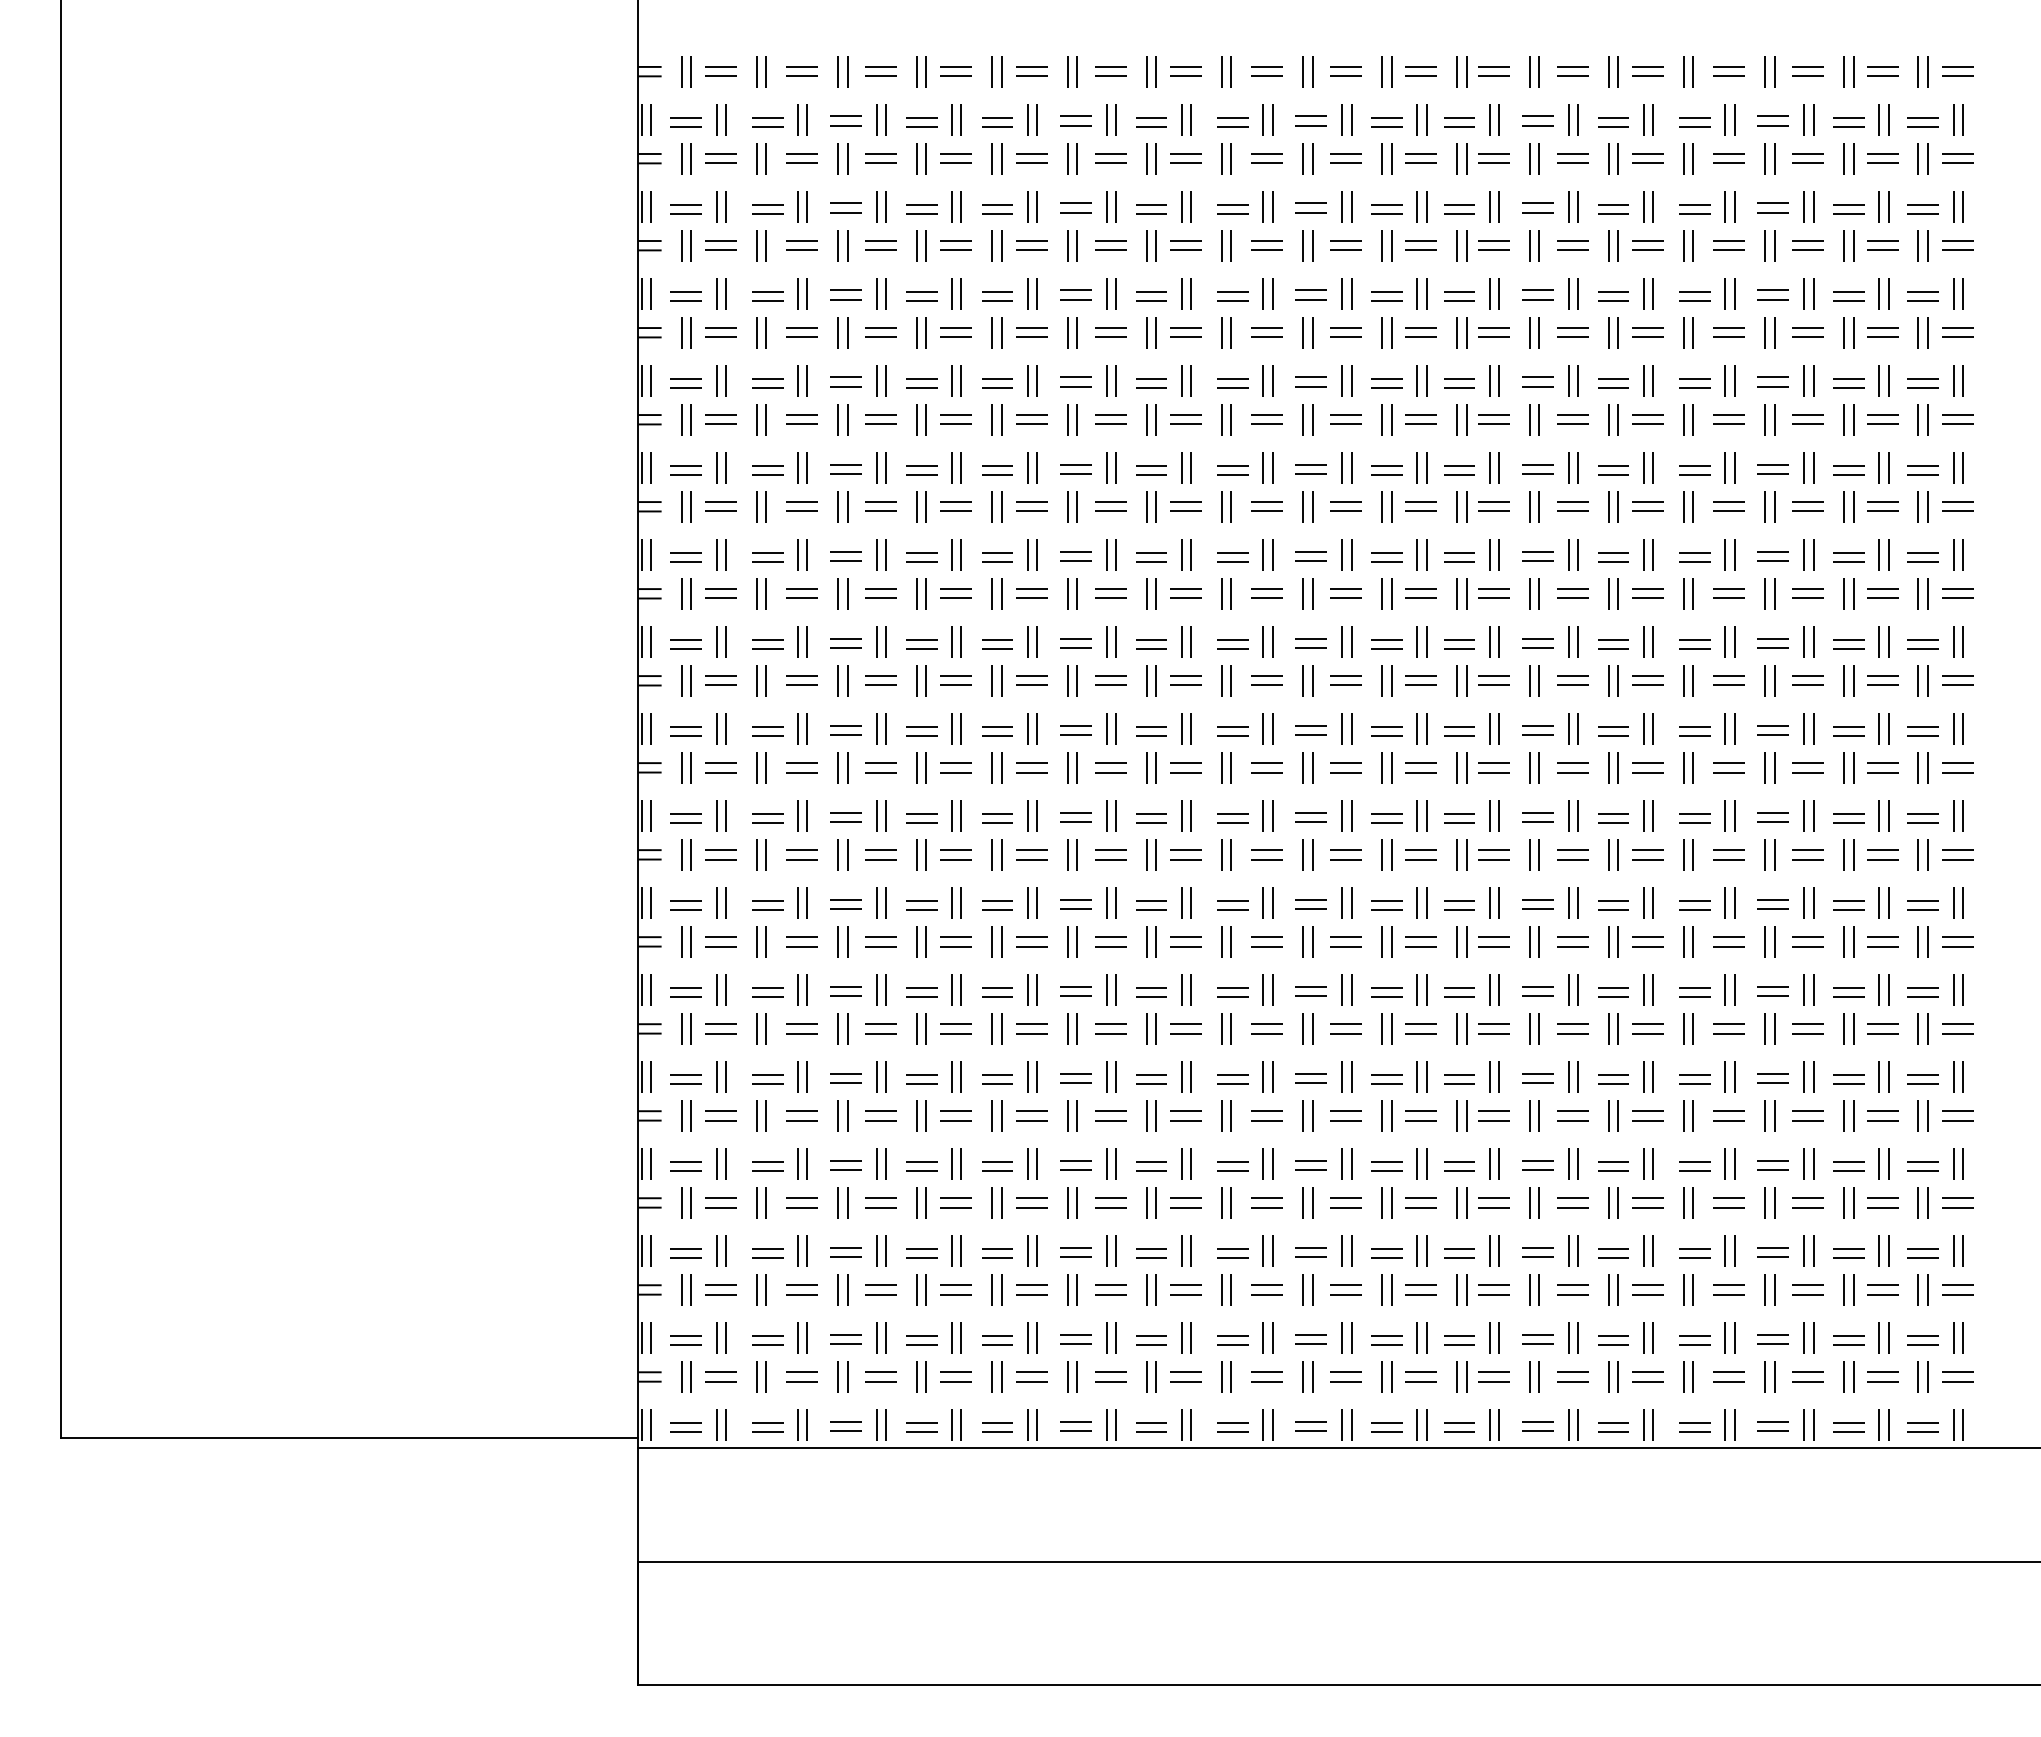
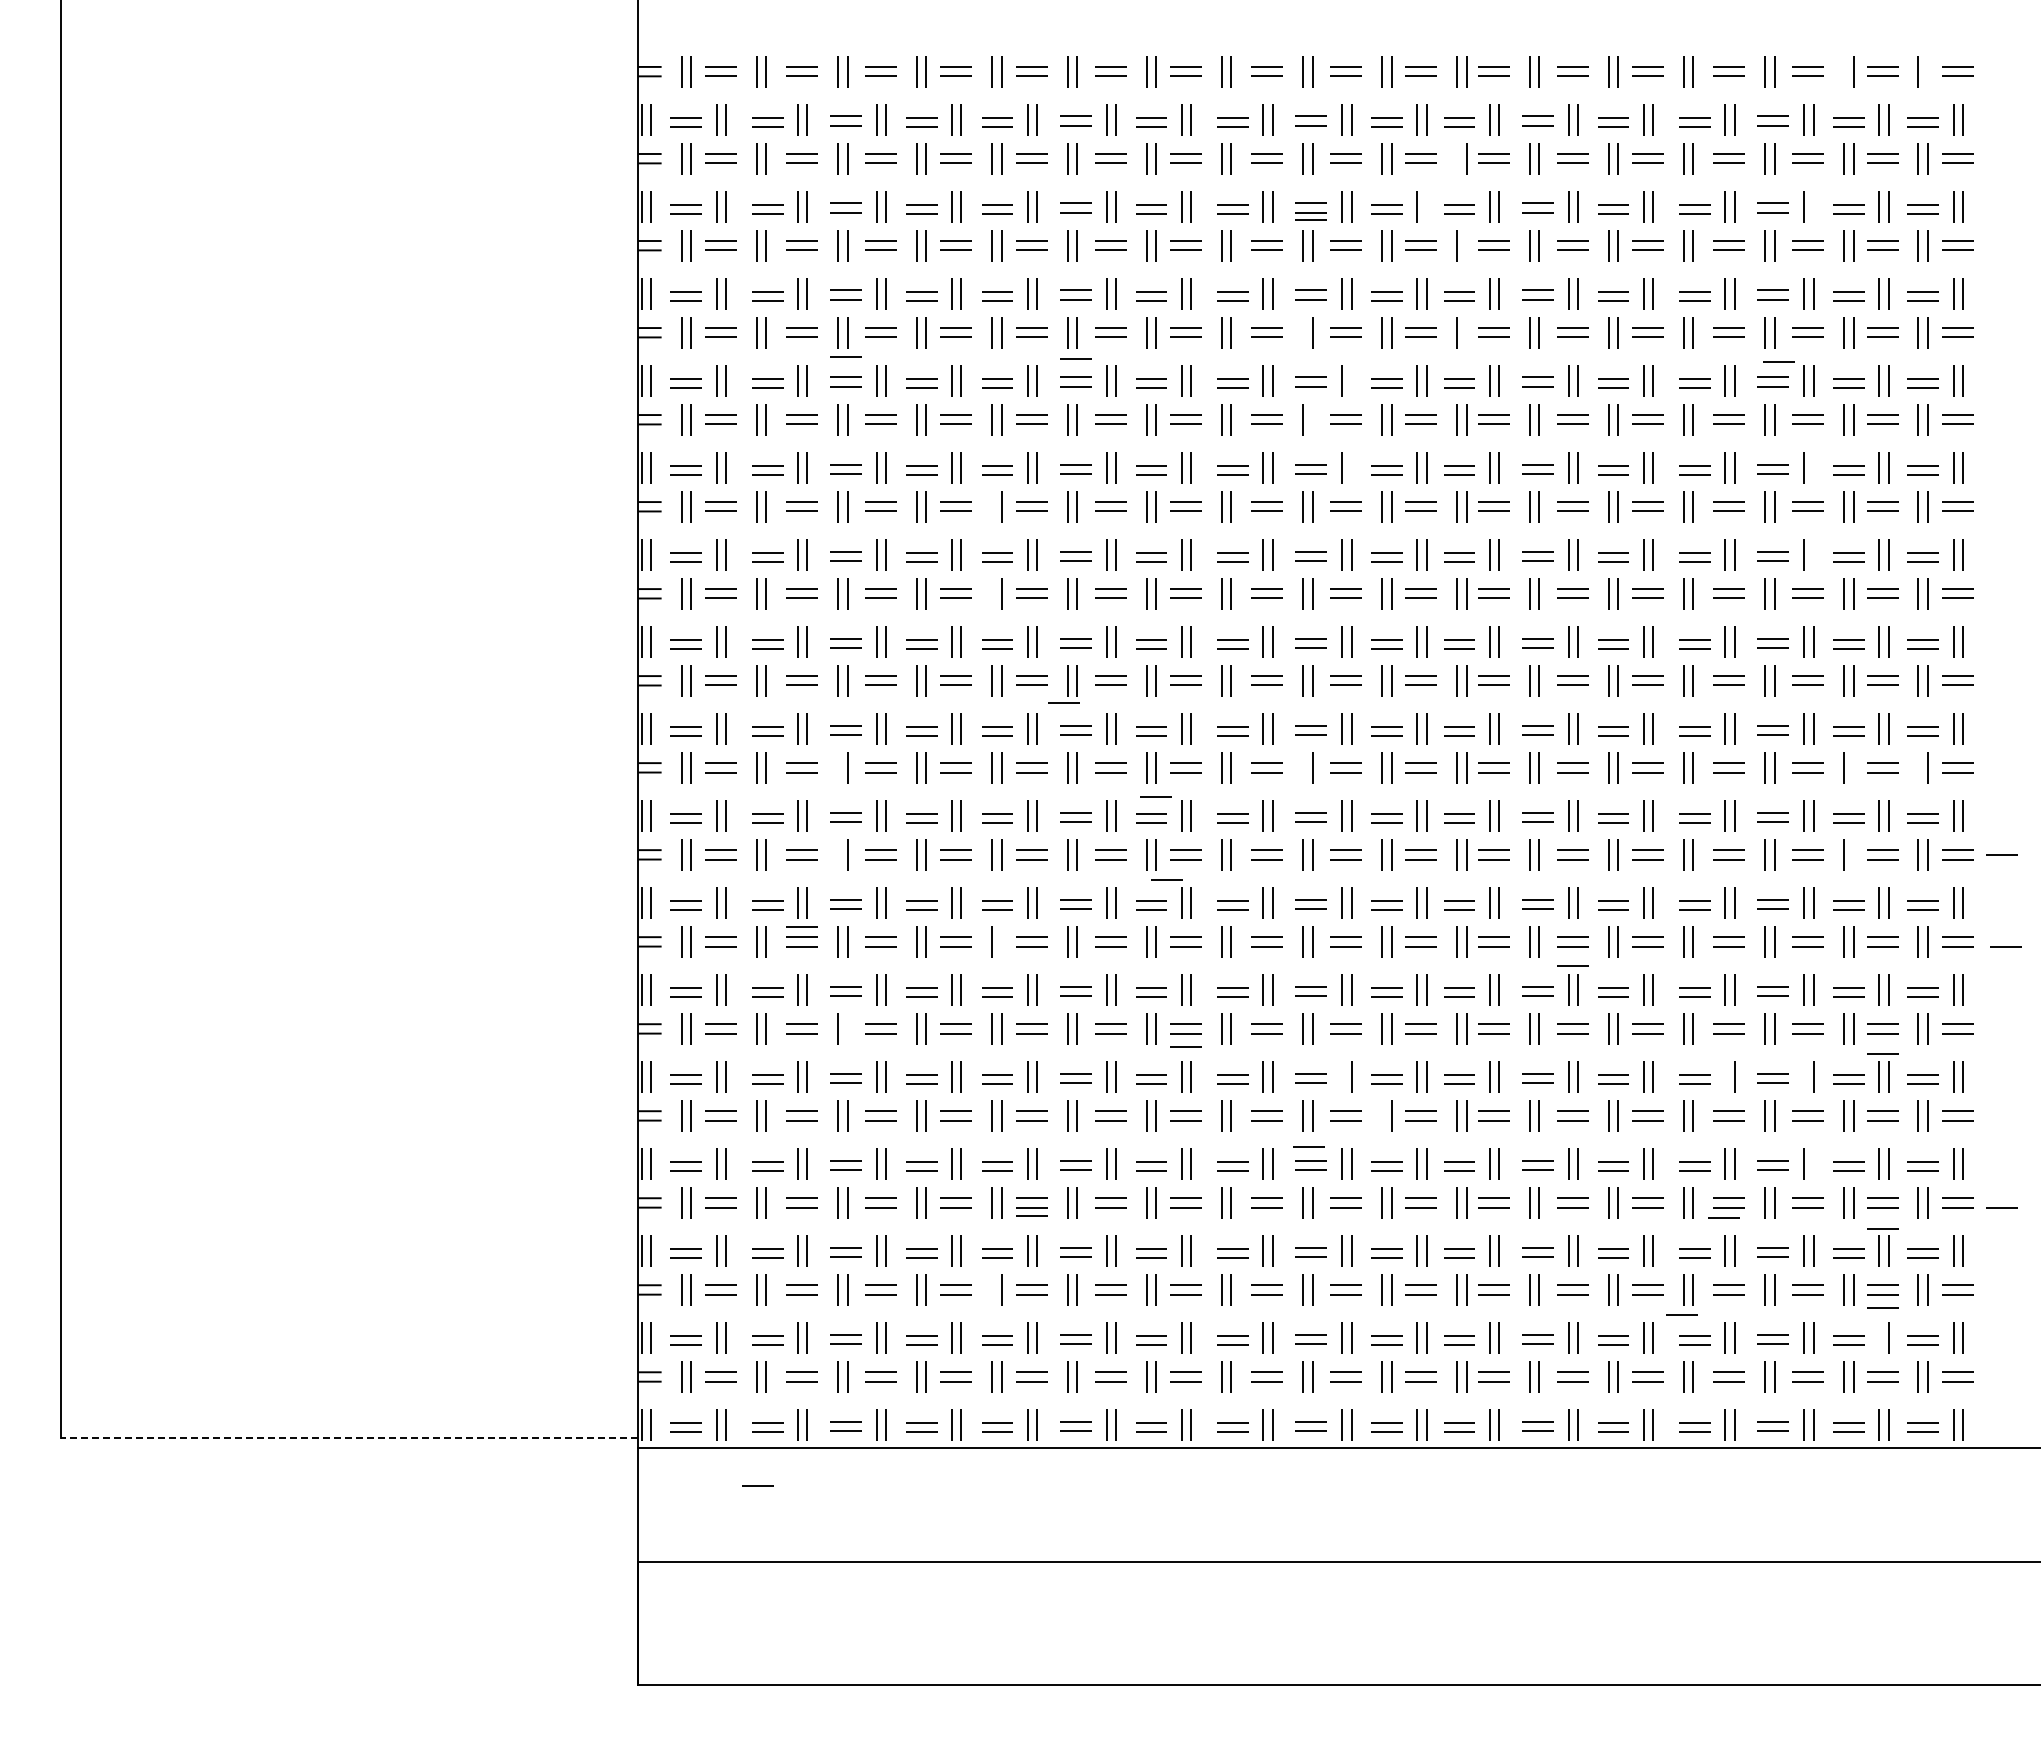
line: present -> none (1843, 71)
line: present -> none (1927, 71)
line: present -> none (1456, 158)
line: present -> none (1426, 206)
line: present -> none (1813, 206)
line: none -> present (1310, 219)
line: present -> none (1466, 245)
line: present -> none (1302, 332)
line: present -> none (1466, 332)
line: none -> present (845, 356)
line: none -> present (1075, 358)
line: none -> present (1778, 361)
line: present -> none (1351, 380)
line: present -> none (1312, 419)
line: present -> none (1351, 467)
line: present -> none (1813, 467)
line: present -> none (991, 506)
line: present -> none (1813, 554)
line: present -> none (991, 593)
line: none -> present (1063, 702)
line: present -> none (837, 767)
line: present -> none (1302, 767)
line: present -> none (1853, 767)
line: present -> none (1917, 767)
line: none -> present (1155, 796)
line: present -> none (837, 854)
line: present -> none (1853, 854)
line: none -> present (2001, 854)
line: none -> present (1166, 879)
line: none -> present (801, 926)
line: present -> none (1001, 941)
line: none -> present (2005, 946)
line: none -> present (1572, 965)
line: present -> none (847, 1028)
line: none -> present (1185, 1046)
line: none -> present (1882, 1053)
line: present -> none (1341, 1076)
line: present -> none (1724, 1076)
line: present -> none (1803, 1076)
line: present -> none (1381, 1115)
line: none -> present (1308, 1146)
line: present -> none (1813, 1163)
line: none -> present (2001, 1207)
line: none -> present (1031, 1215)
line: none -> present (1723, 1217)
line: none -> present (1882, 1228)
line: present -> none (991, 1289)
line: none -> present (1882, 1307)
line: none -> present (1681, 1314)
line: present -> none (1878, 1337)
line: solid -> dashed (349, 1438)
line: none -> present (757, 1485)
